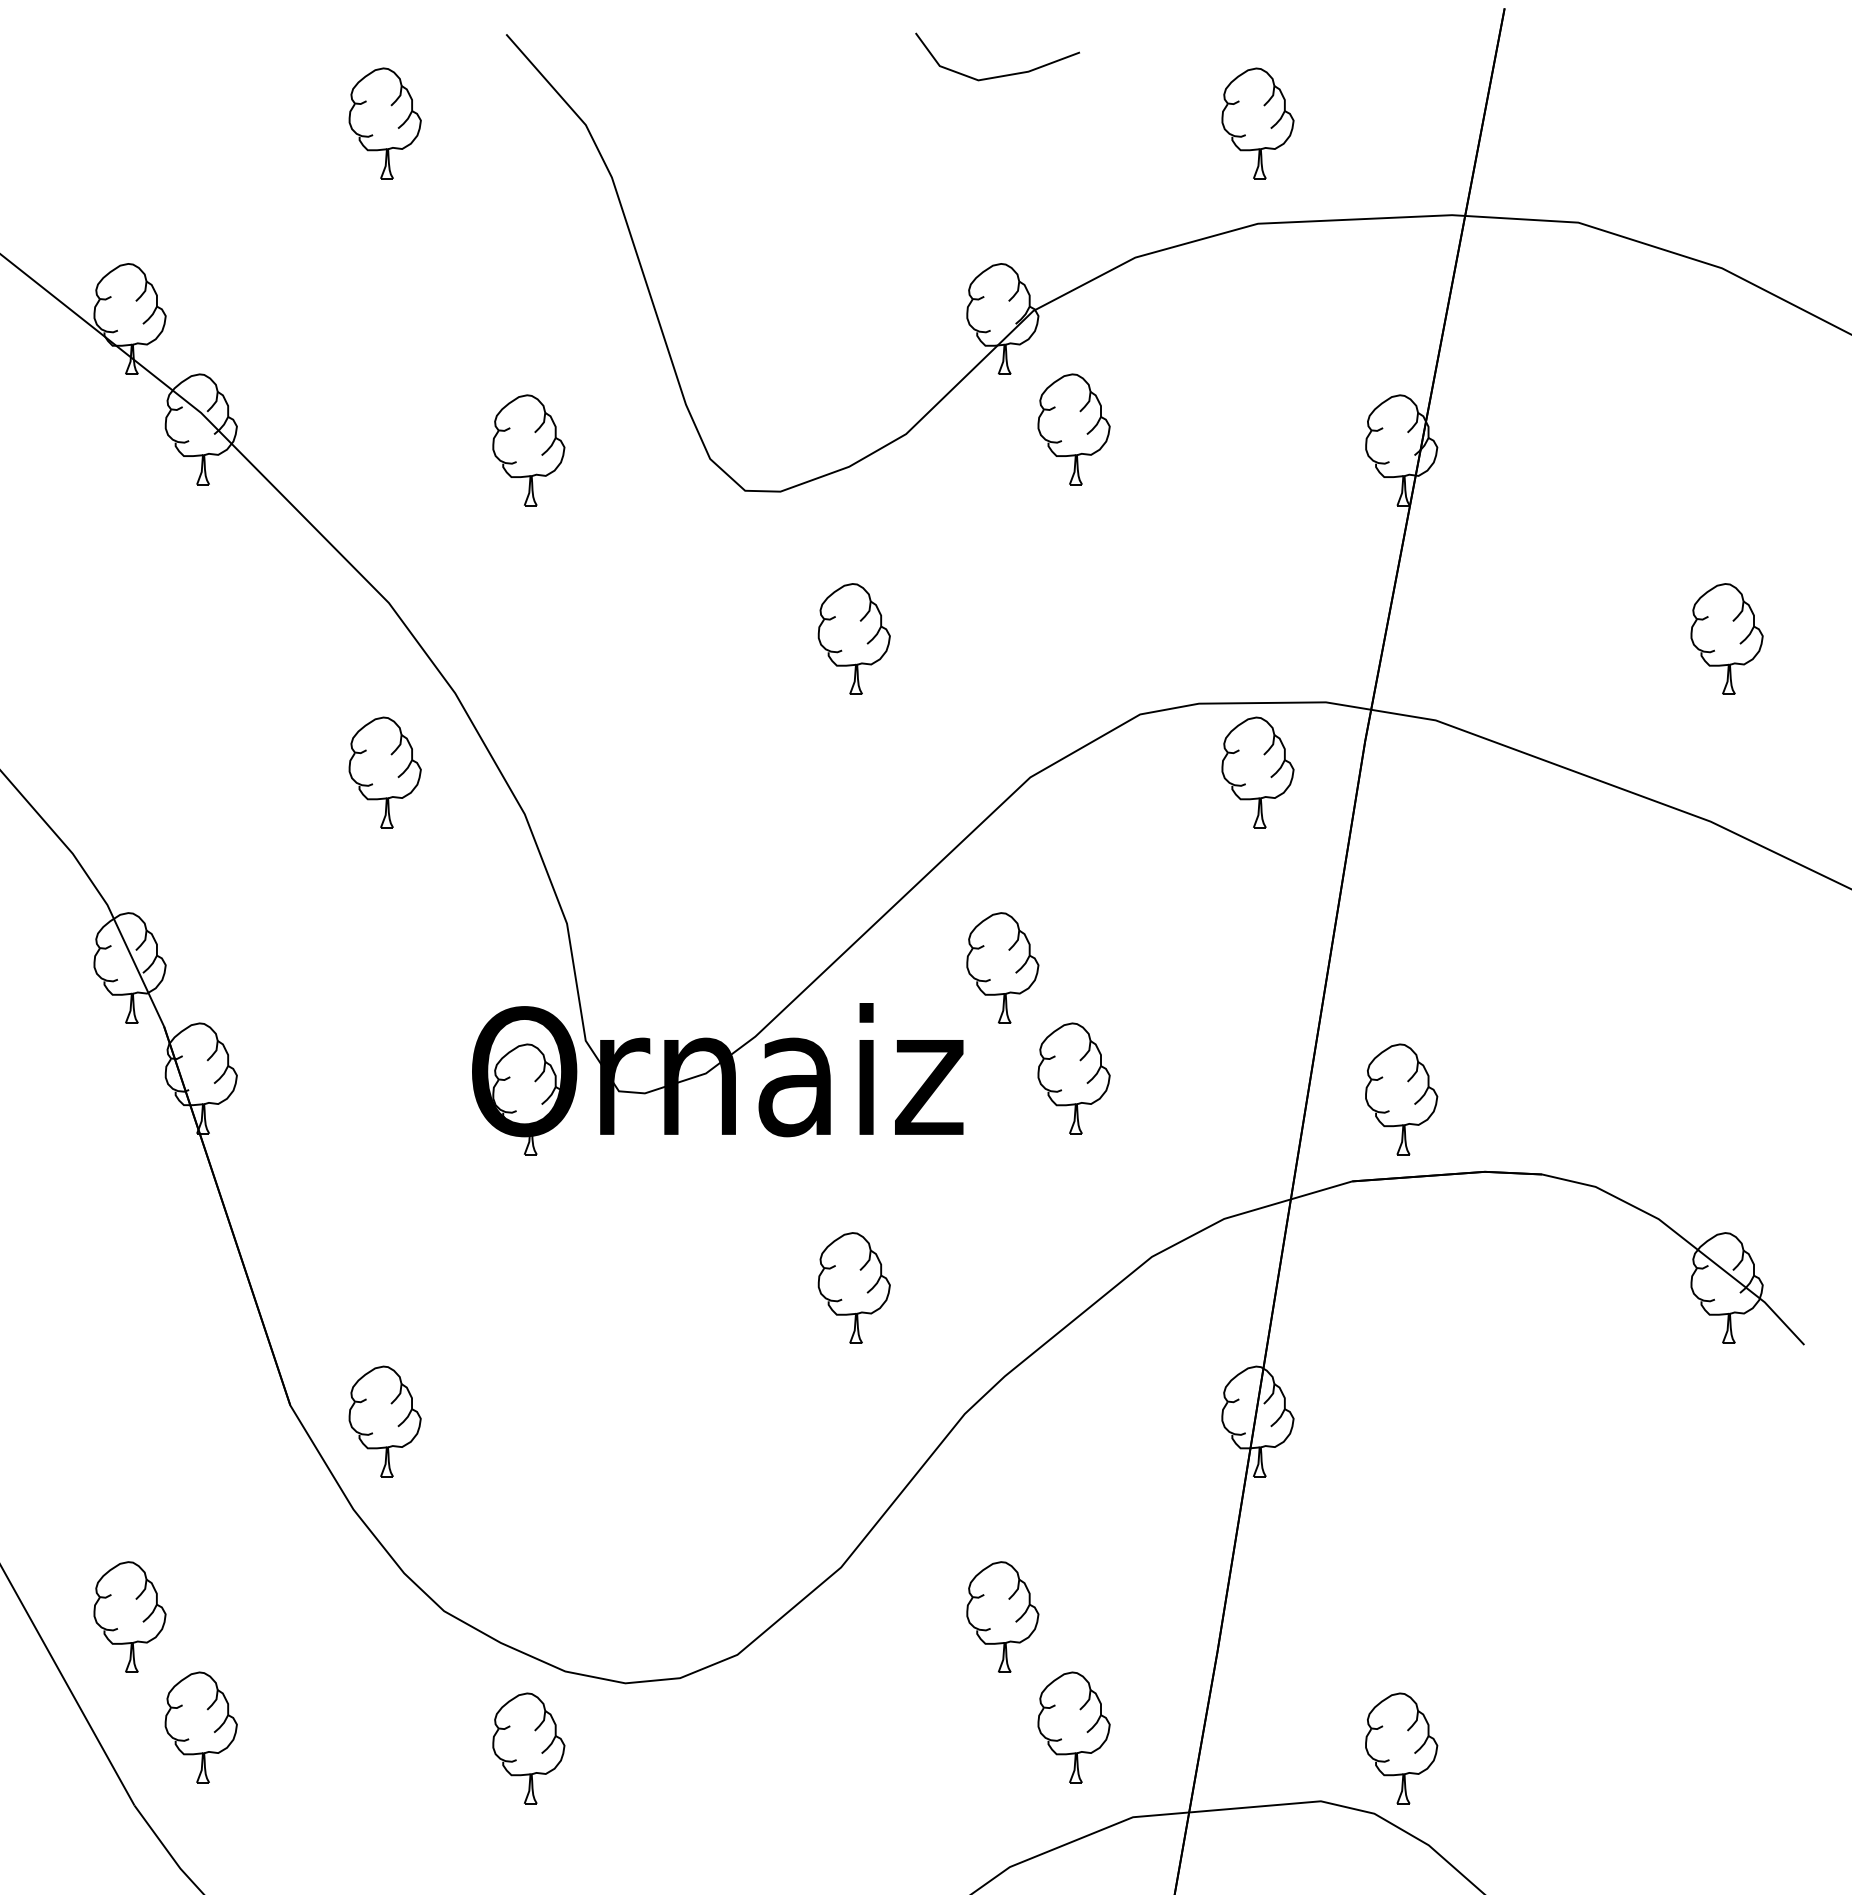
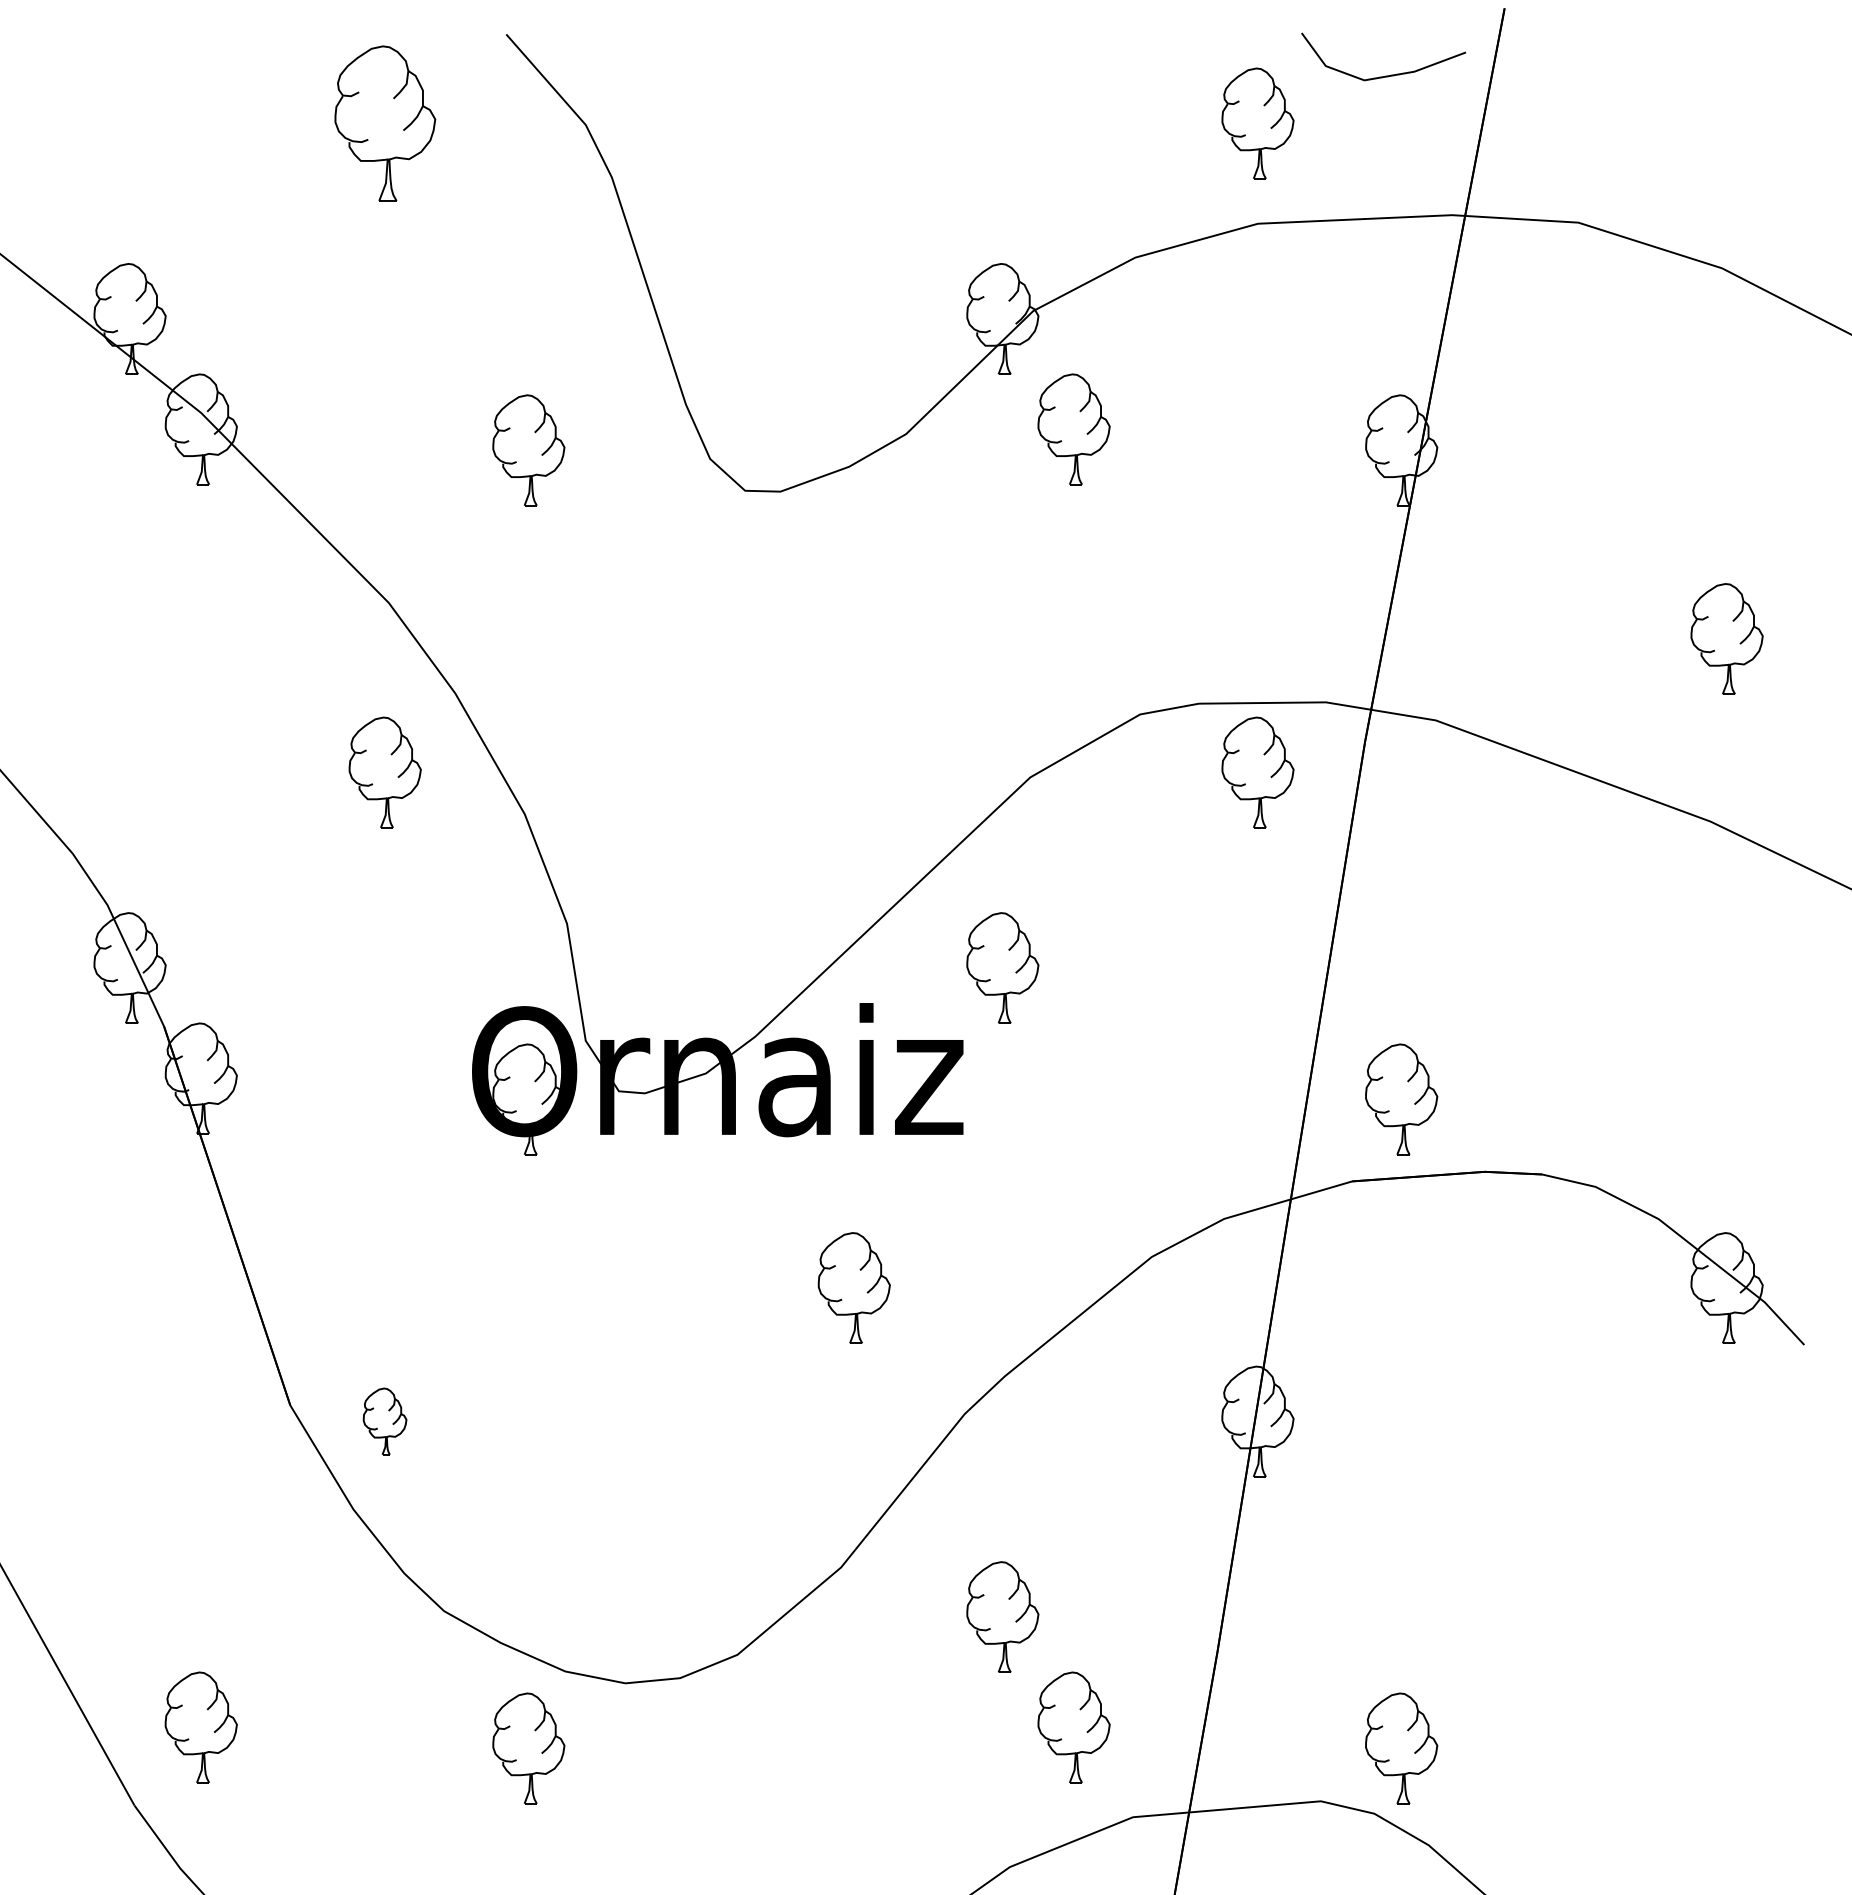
line position: (999, 75) -> (1385, 75) (1385, 75)
part size: 74x113 px -> 103x157 px (385, 123)
part: present -> none (853, 638)
part: present -> none (1073, 1078)
part size: 74x113 px -> 46x69 px (384, 1421)
part: present -> none (129, 1616)
